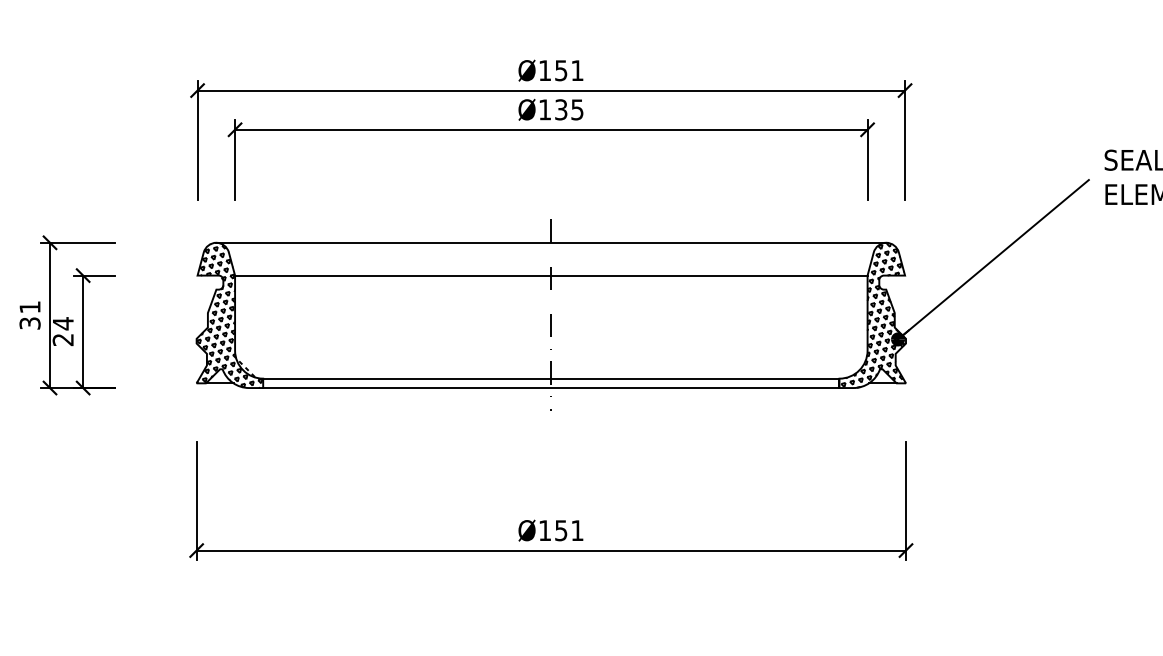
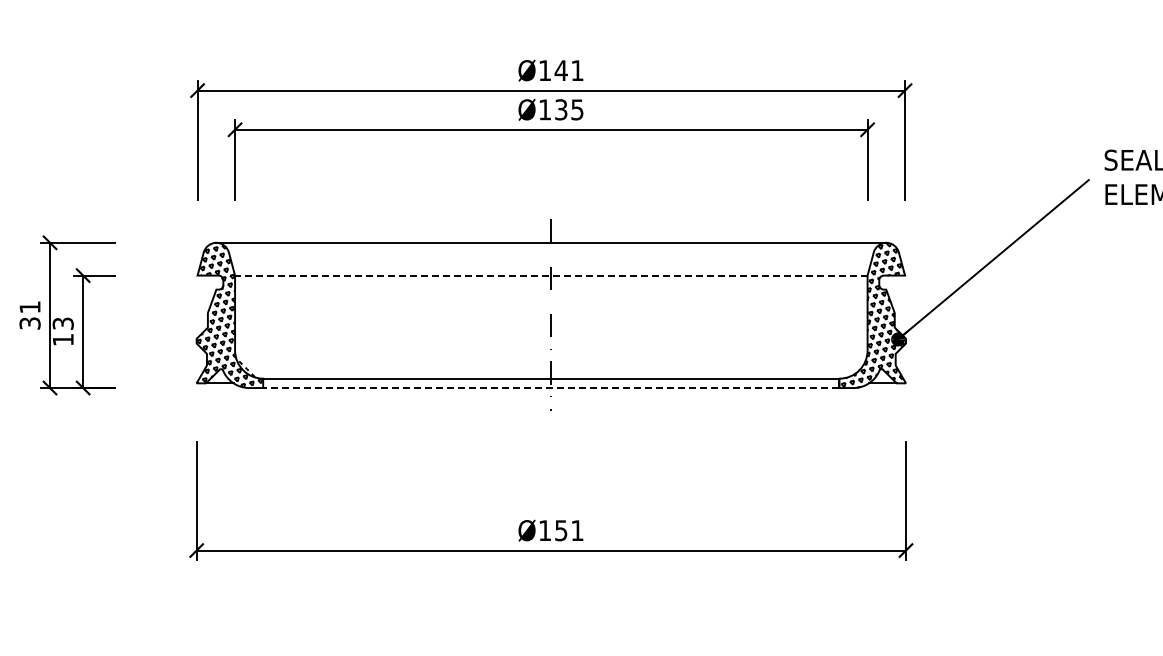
text: Ø151 -> Ø141 (560, 70)
line: solid -> dashed (550, 275)
text: 24 -> 13 (62, 331)
line: solid -> dashed (550, 388)
